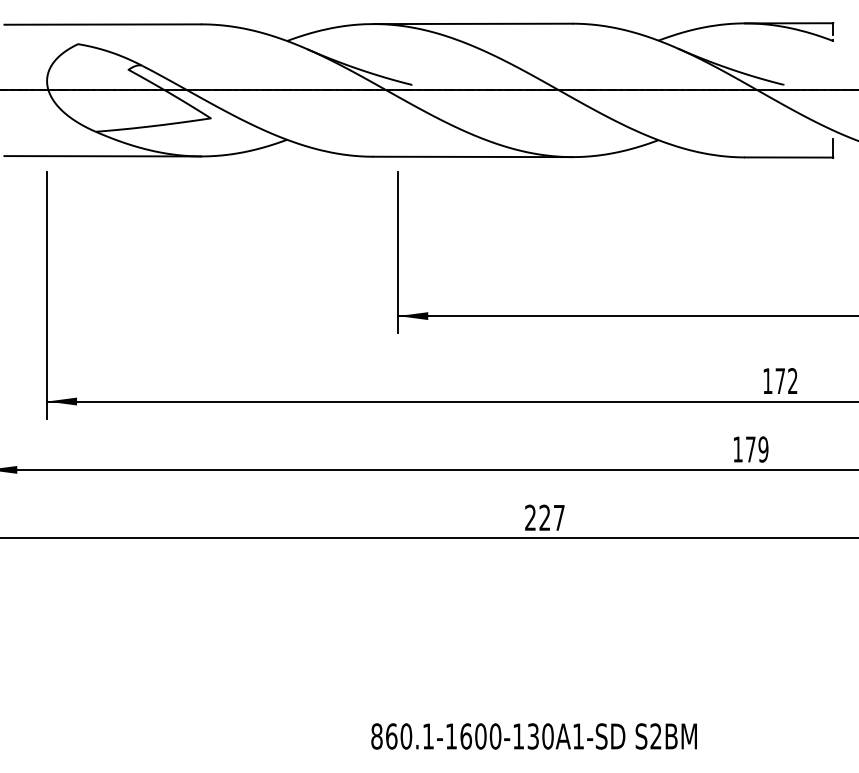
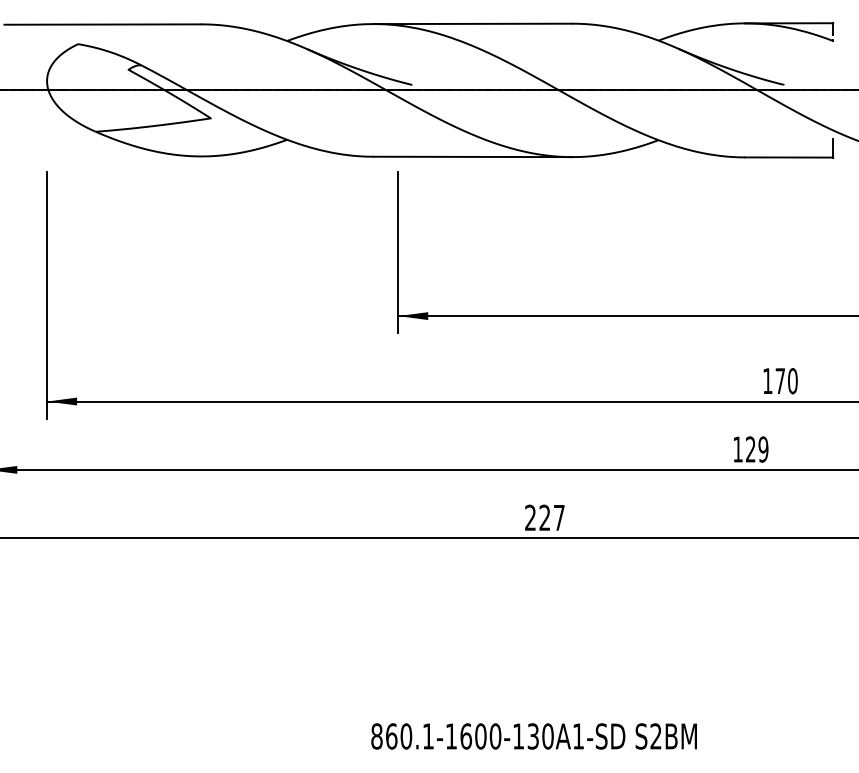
line: present -> none (102, 156)
text: 172 -> 170 (792, 381)
text: 179 -> 129 (750, 449)
